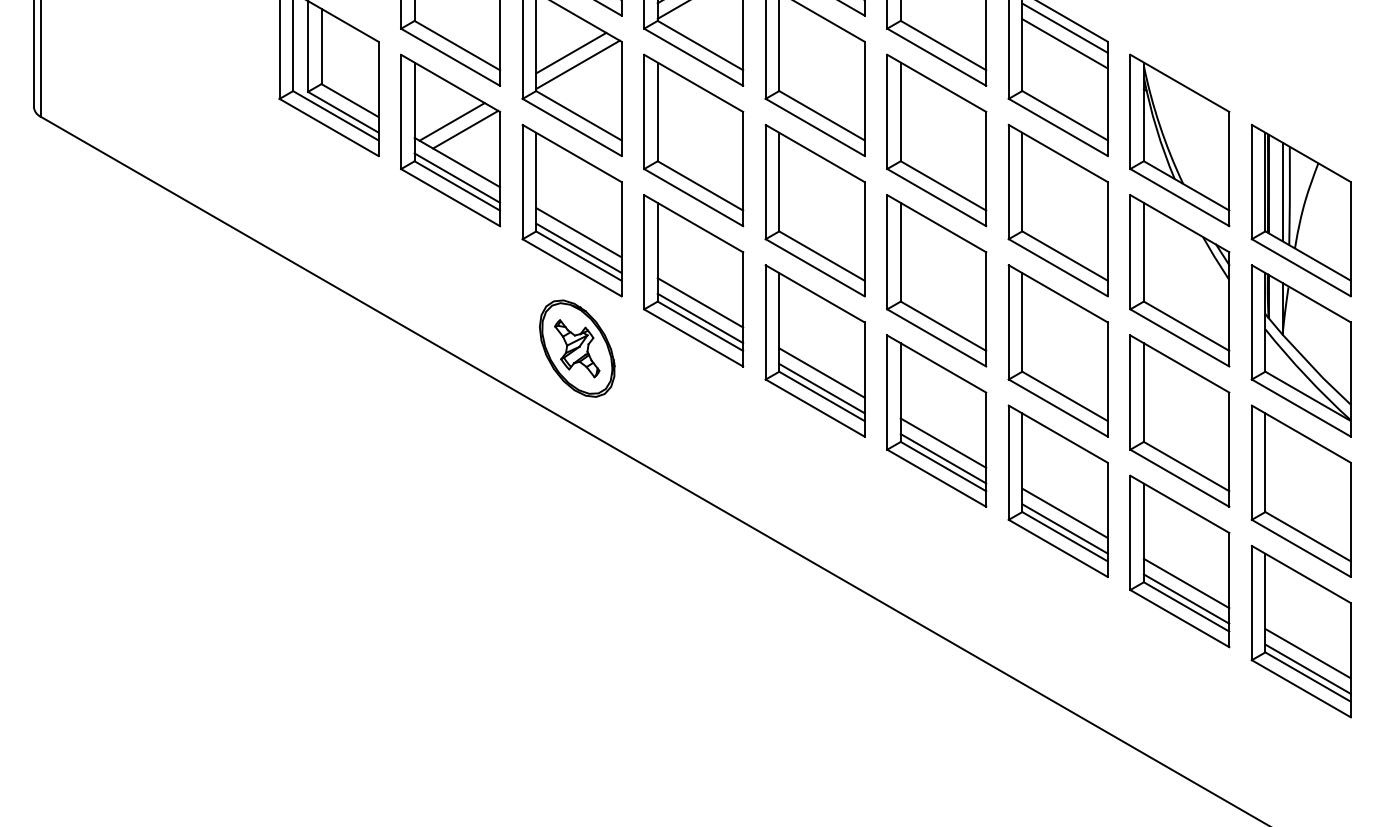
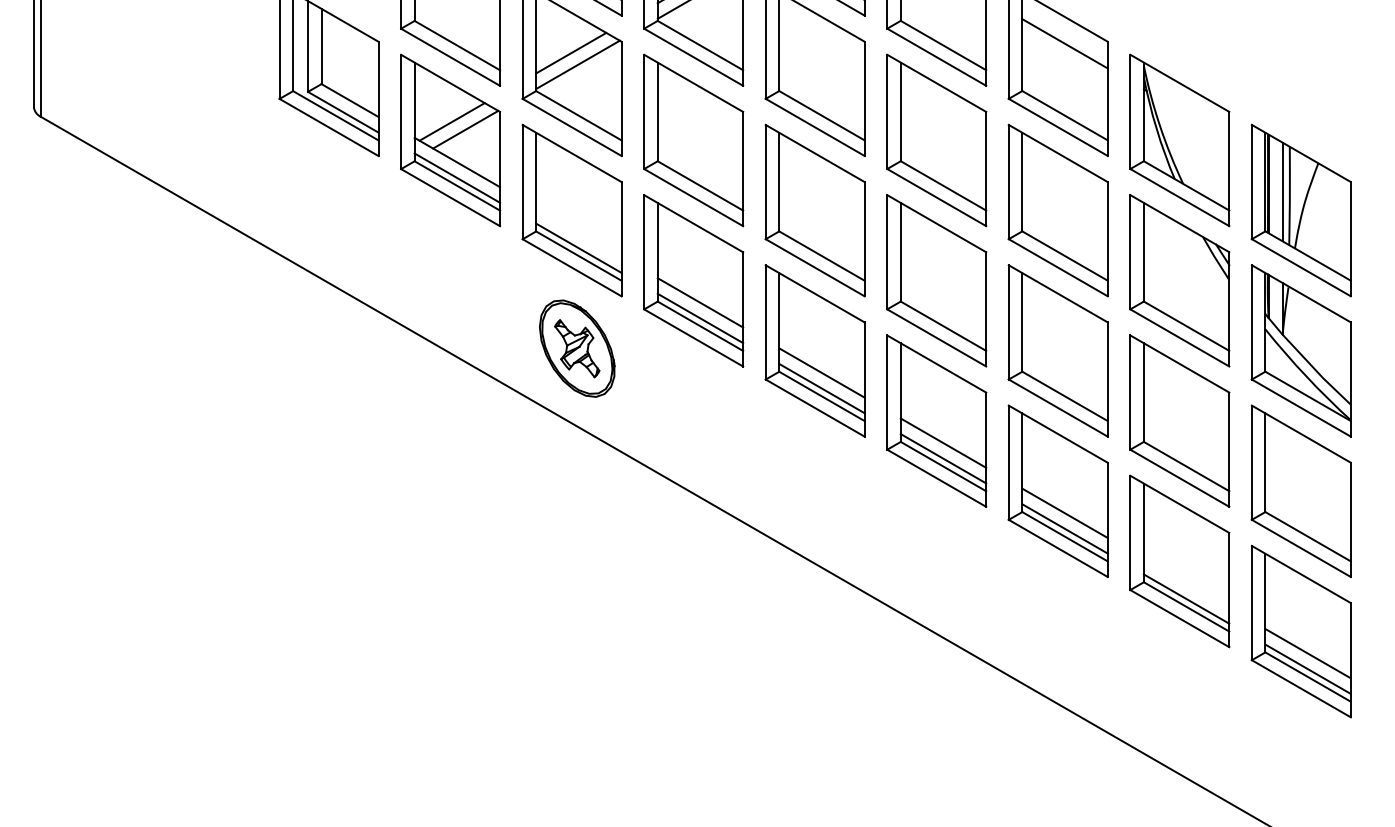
line: present -> none (1064, 27)
line: present -> none (578, 232)
line: present -> none (1186, 583)
